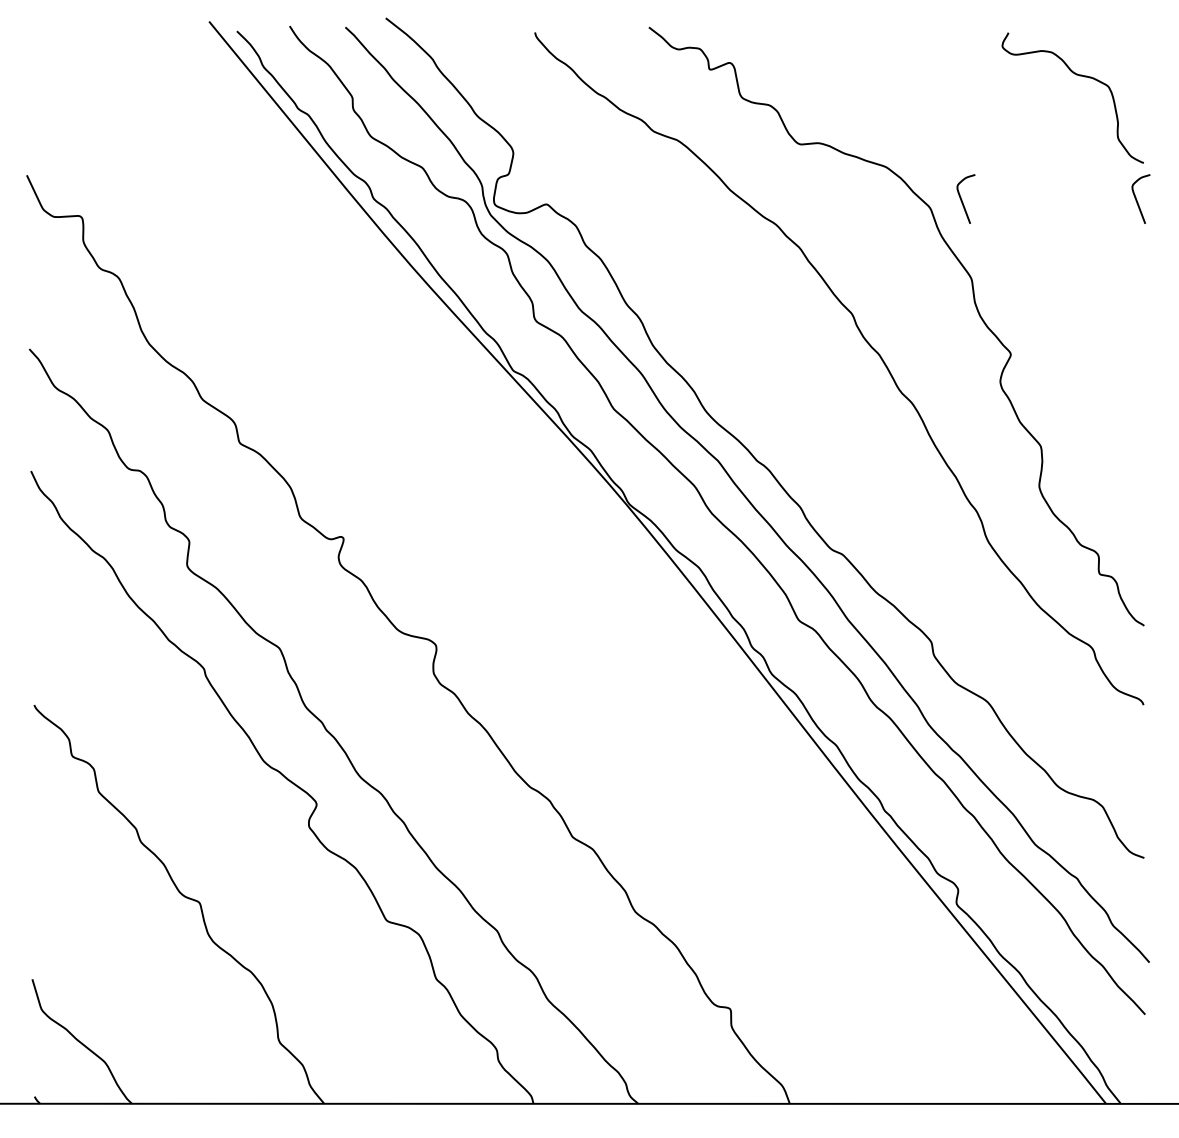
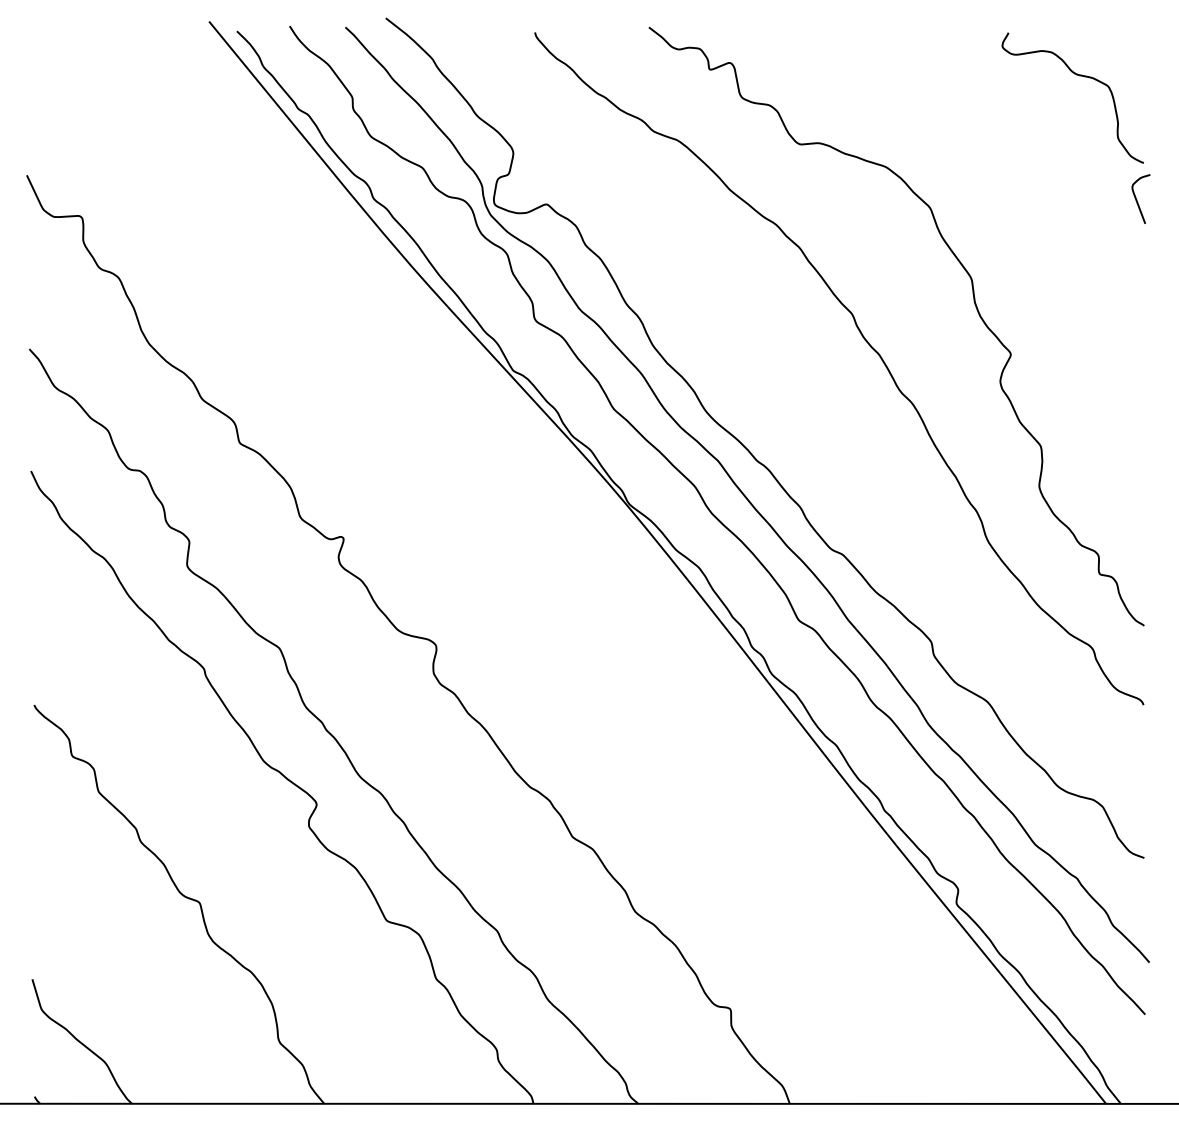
curve: present -> none (962, 199)
